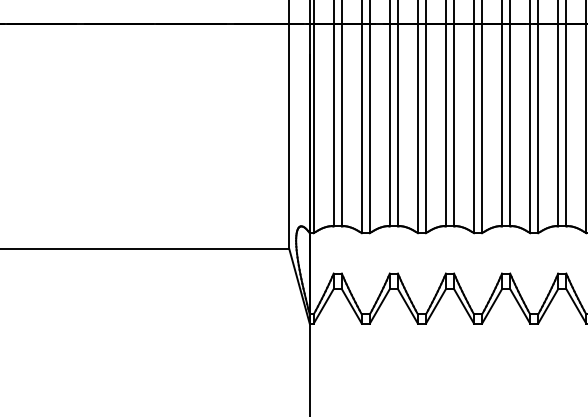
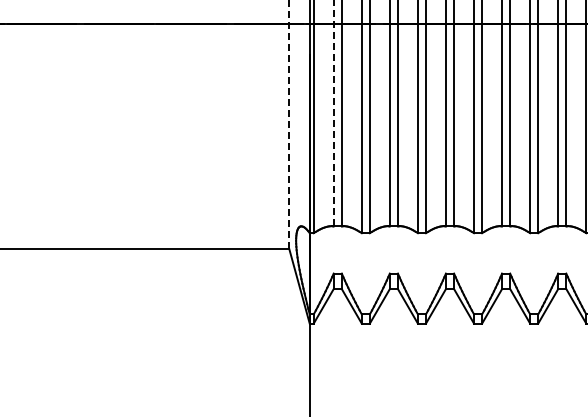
line: solid -> dashed (333, 113)
line: solid -> dashed (289, 124)
